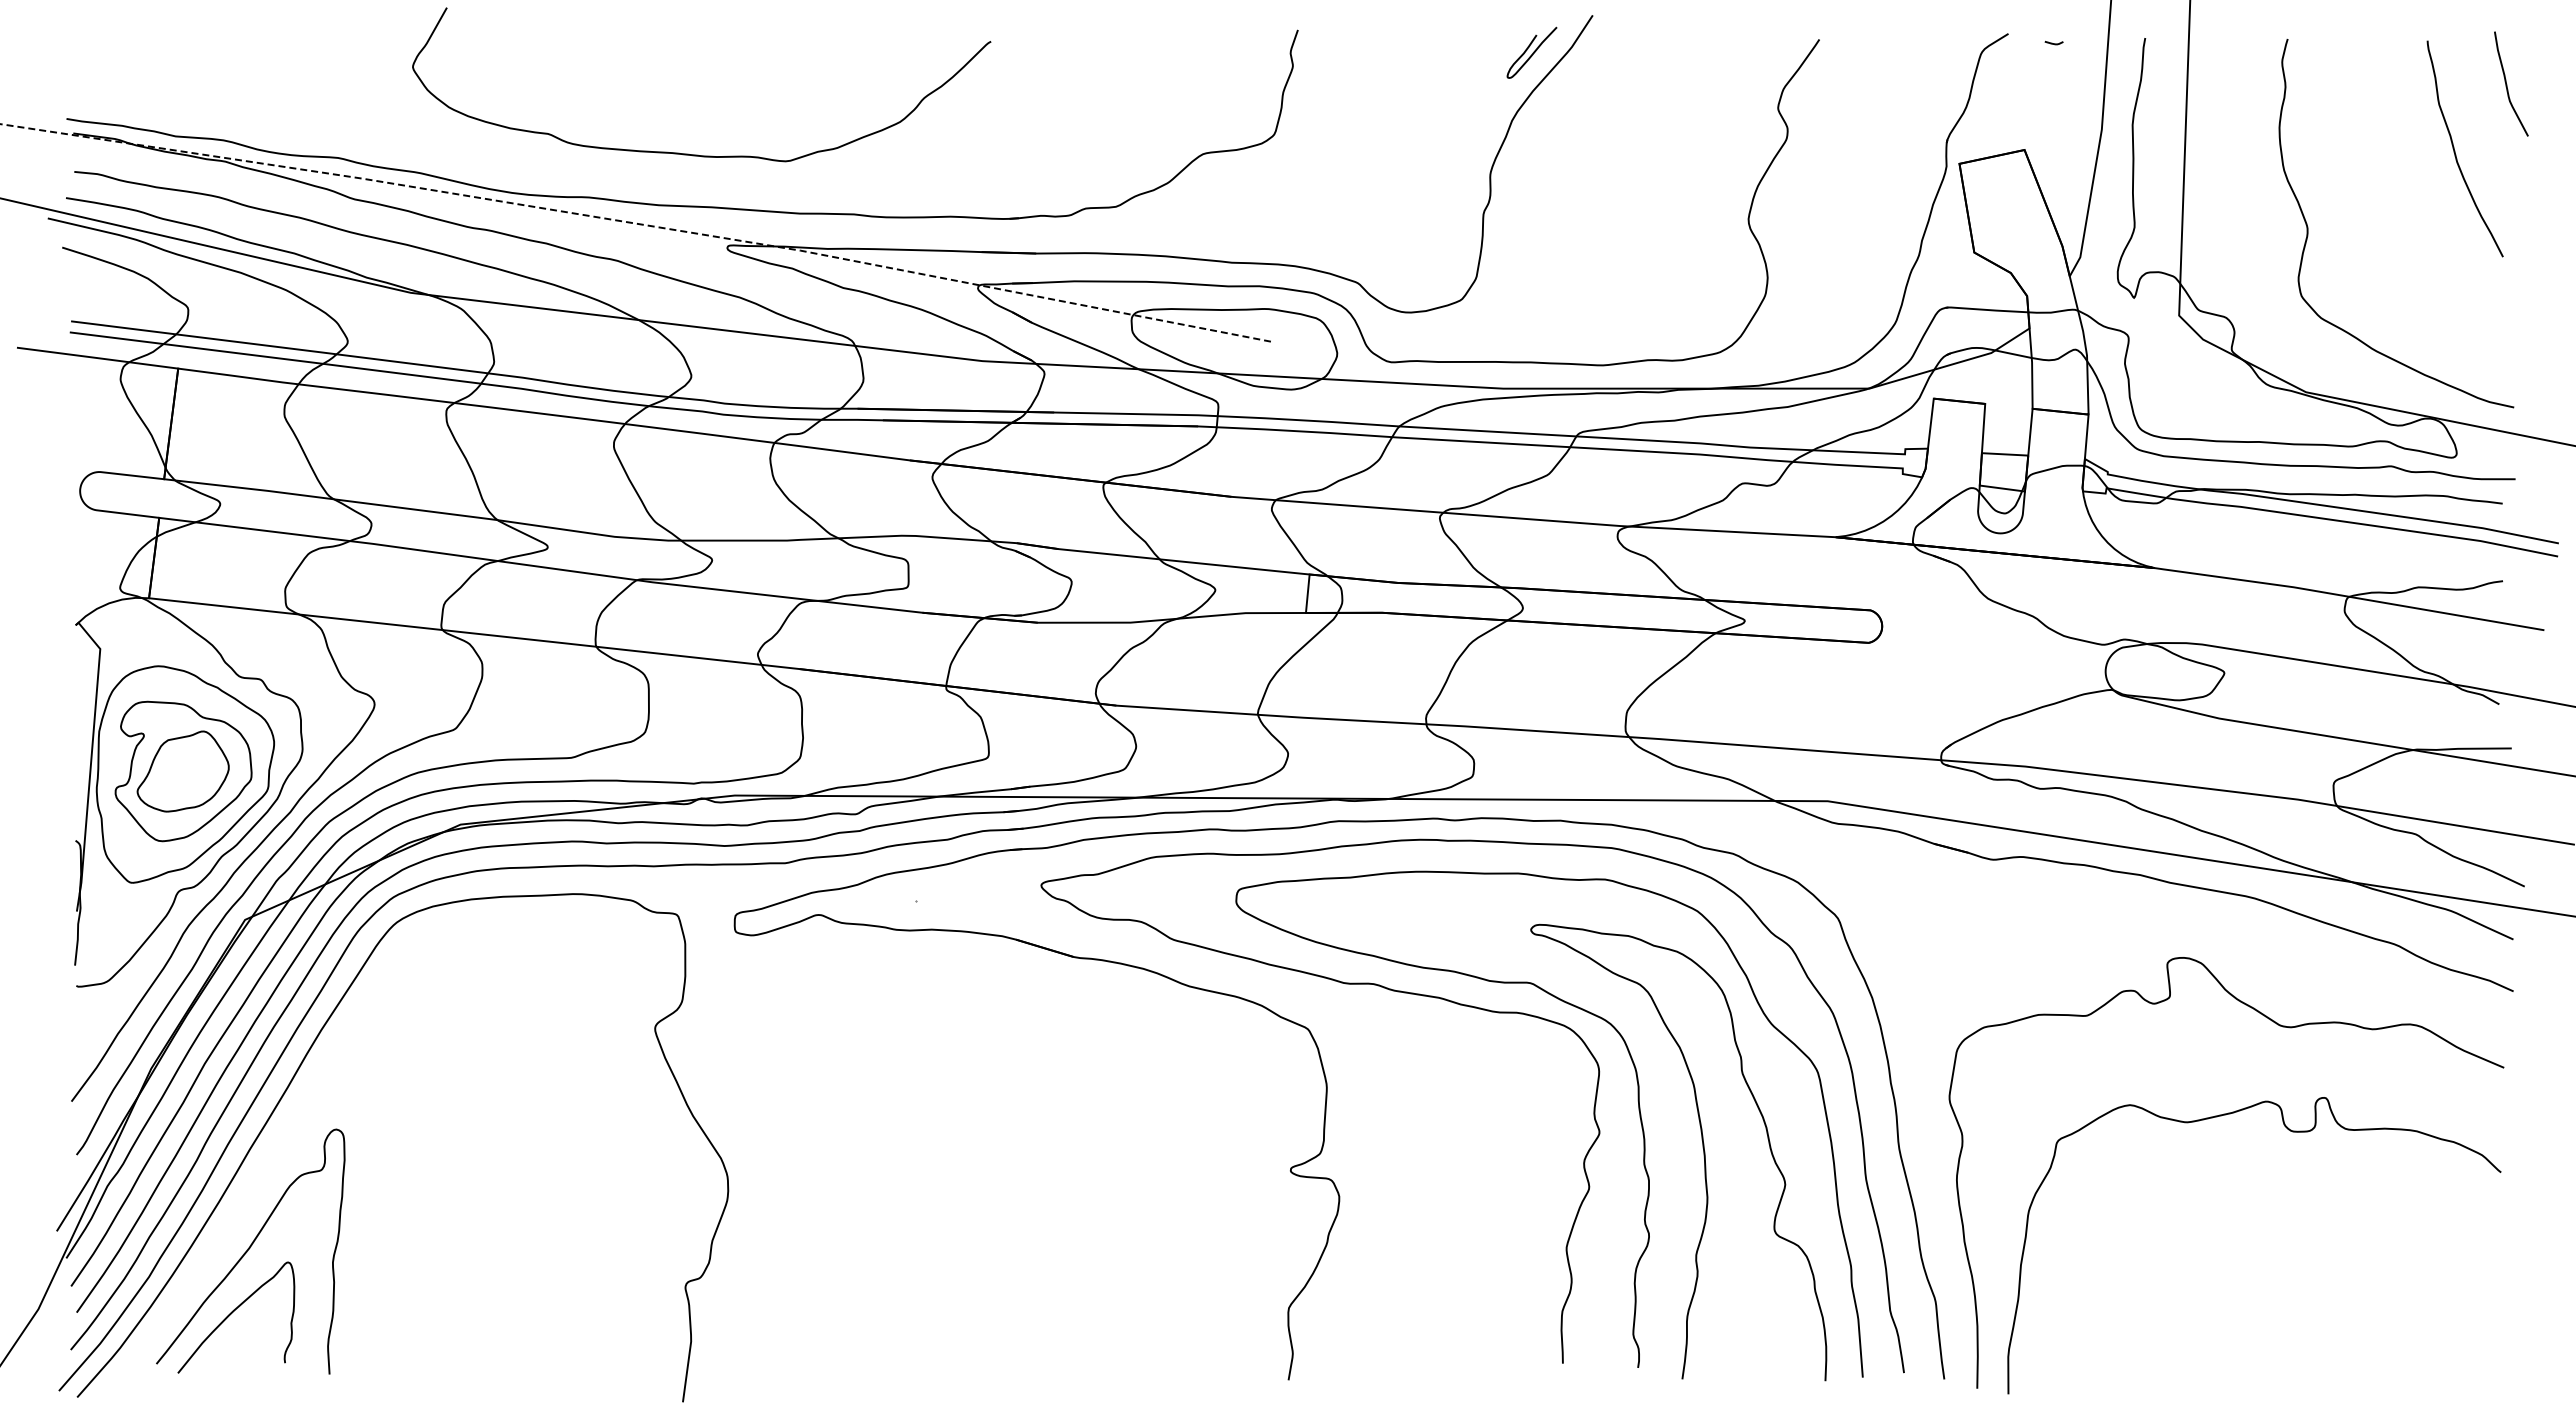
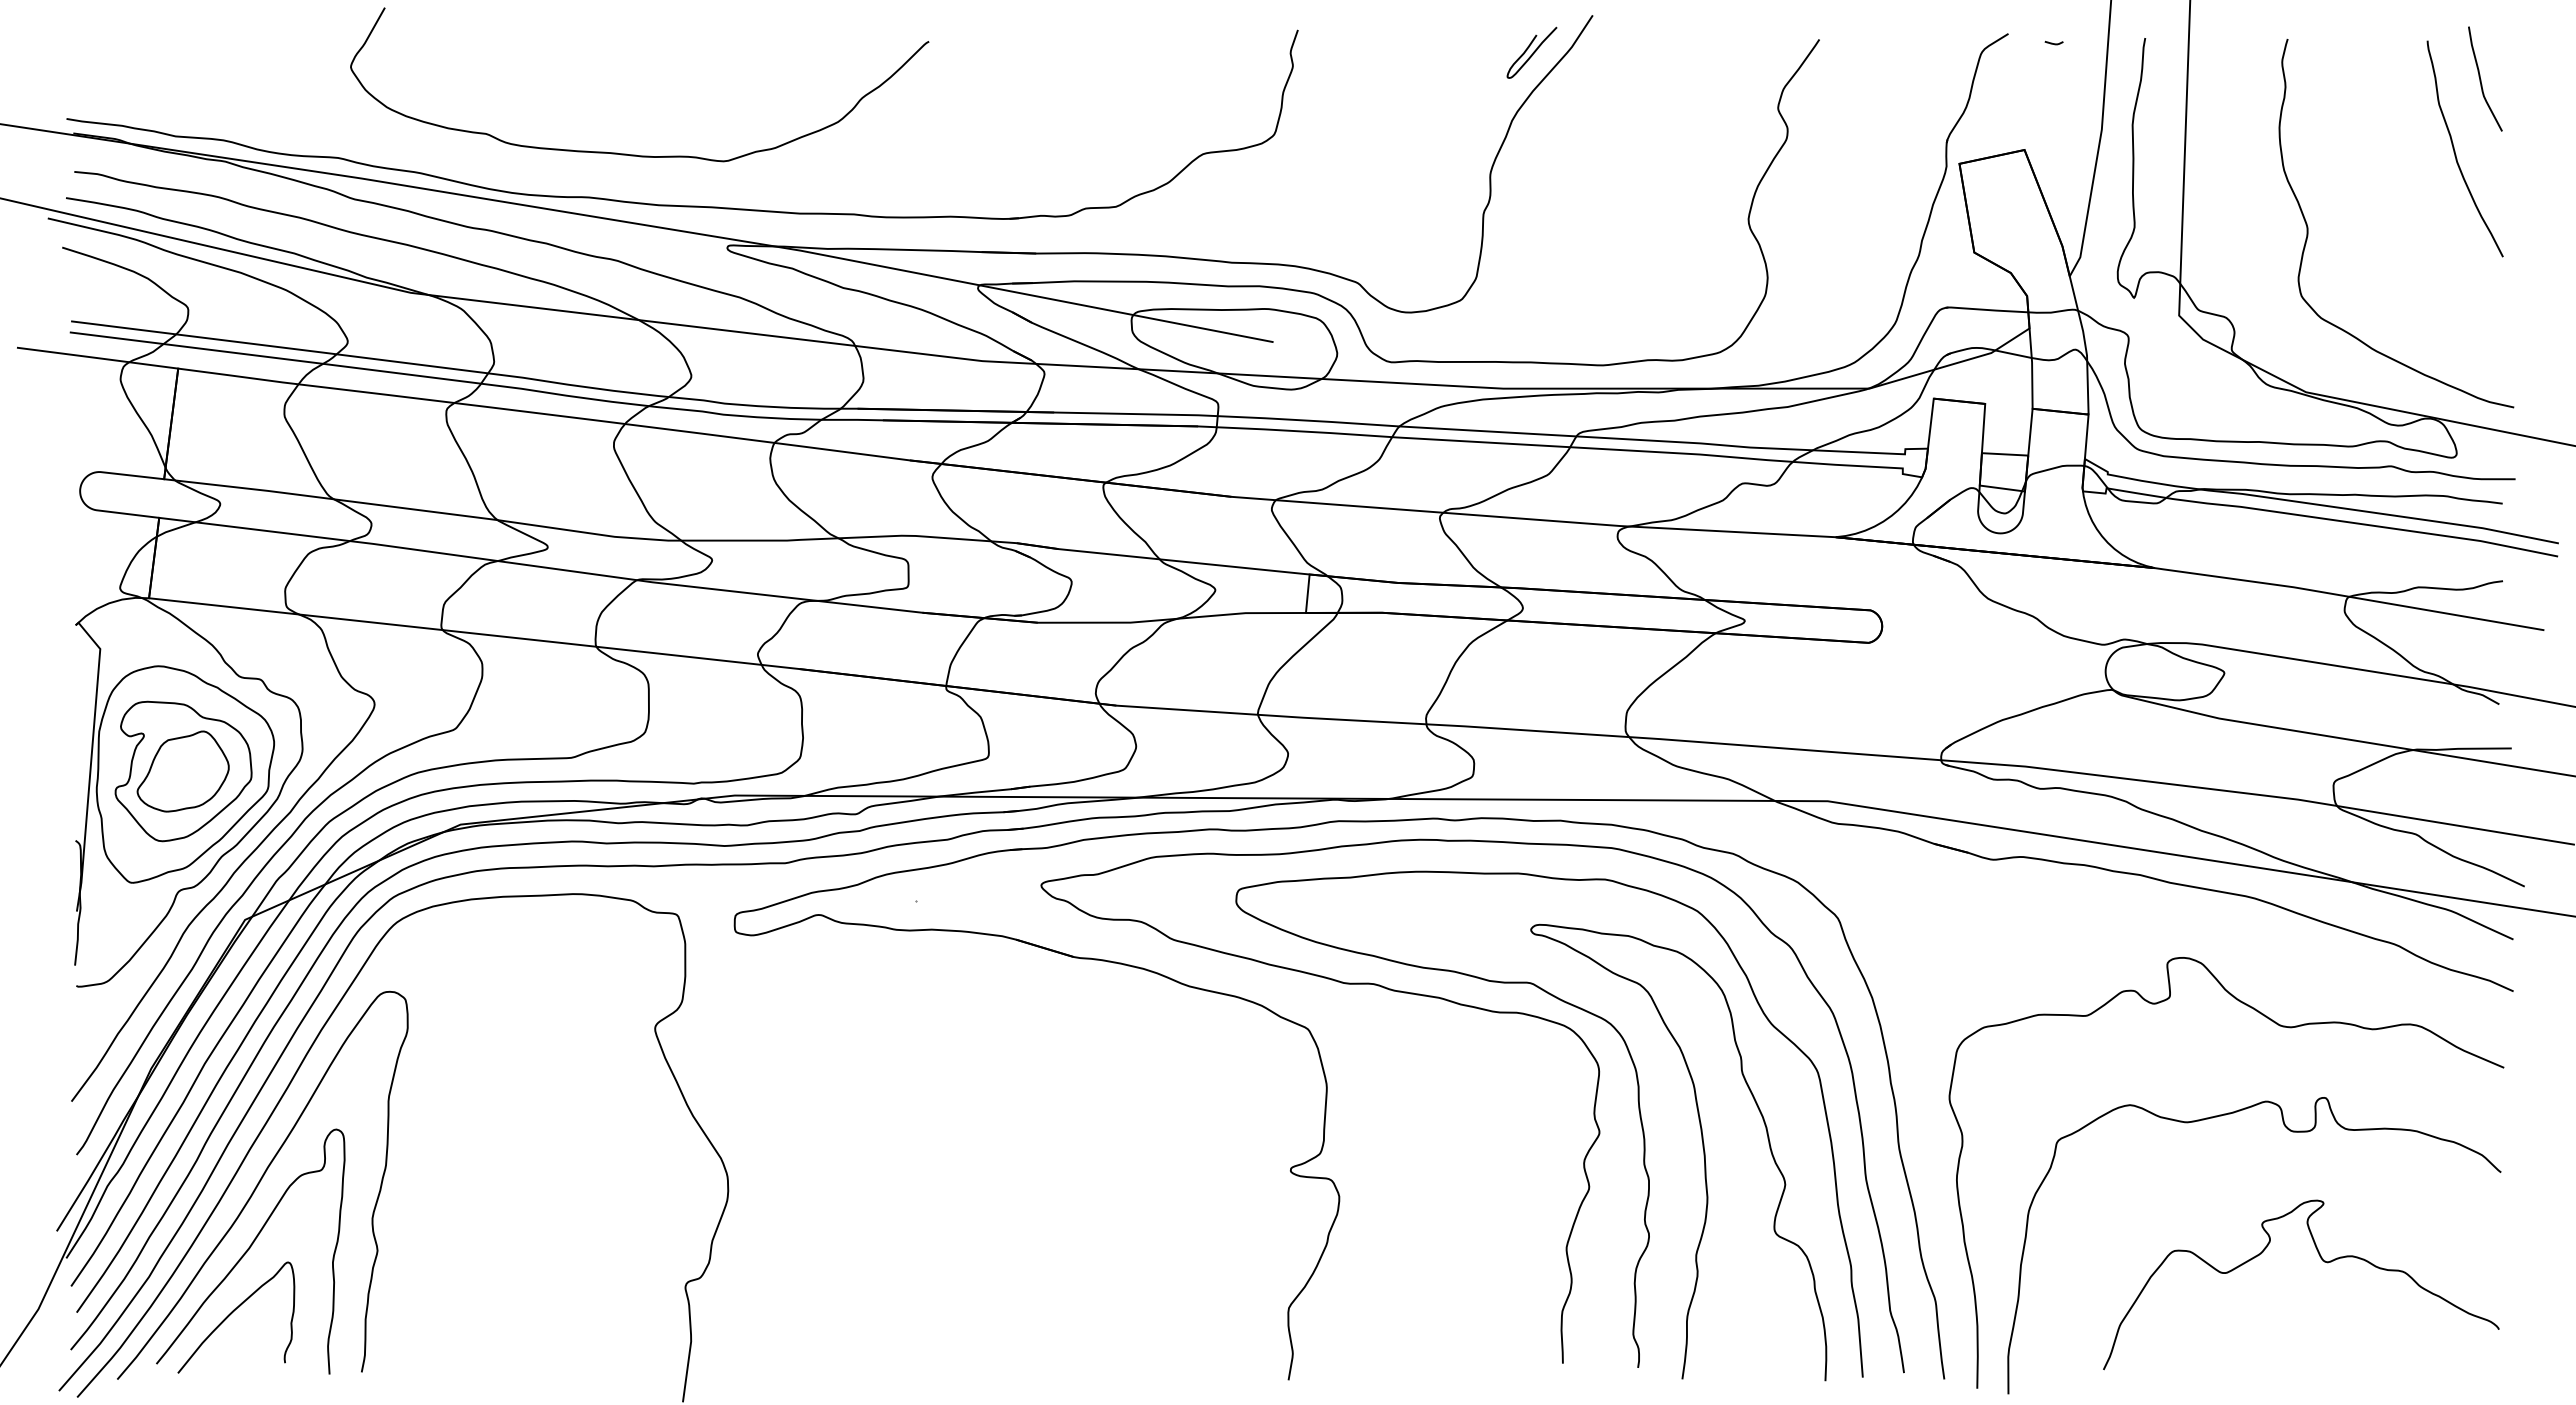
curve position: (2507, 84) -> (2481, 79) (2481, 79)
curve position: (698, 154) -> (636, 154) (636, 154)
line: dashed -> solid (639, 224)
curve: none -> present (260, 1182)
curve: none -> present (2323, 1261)
